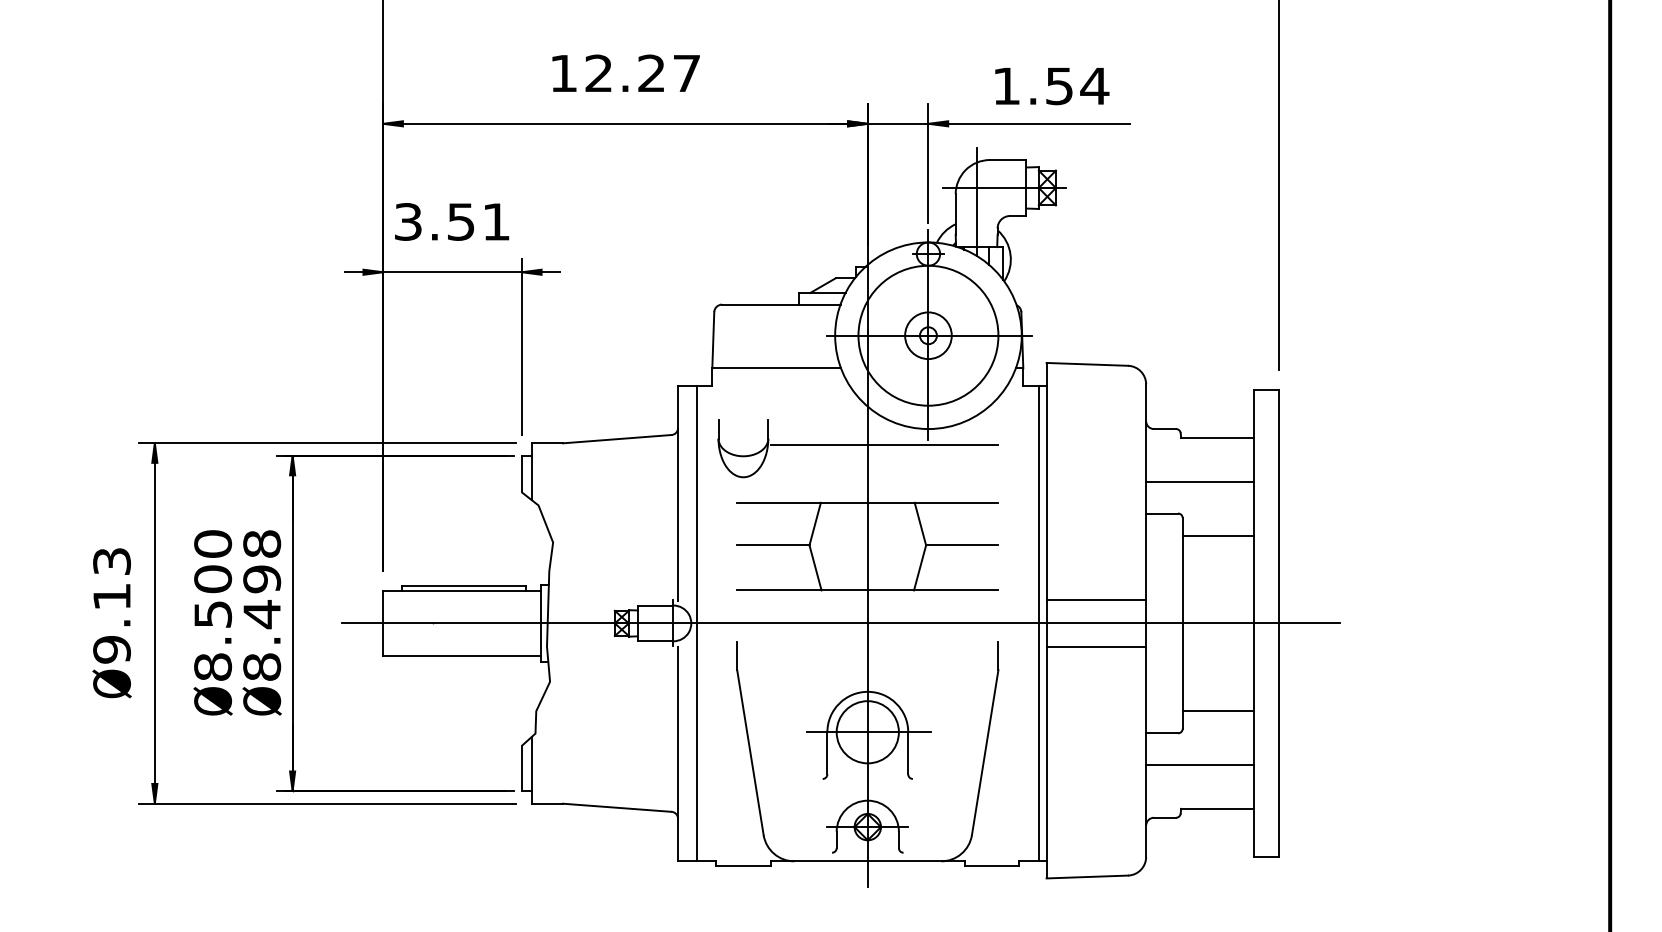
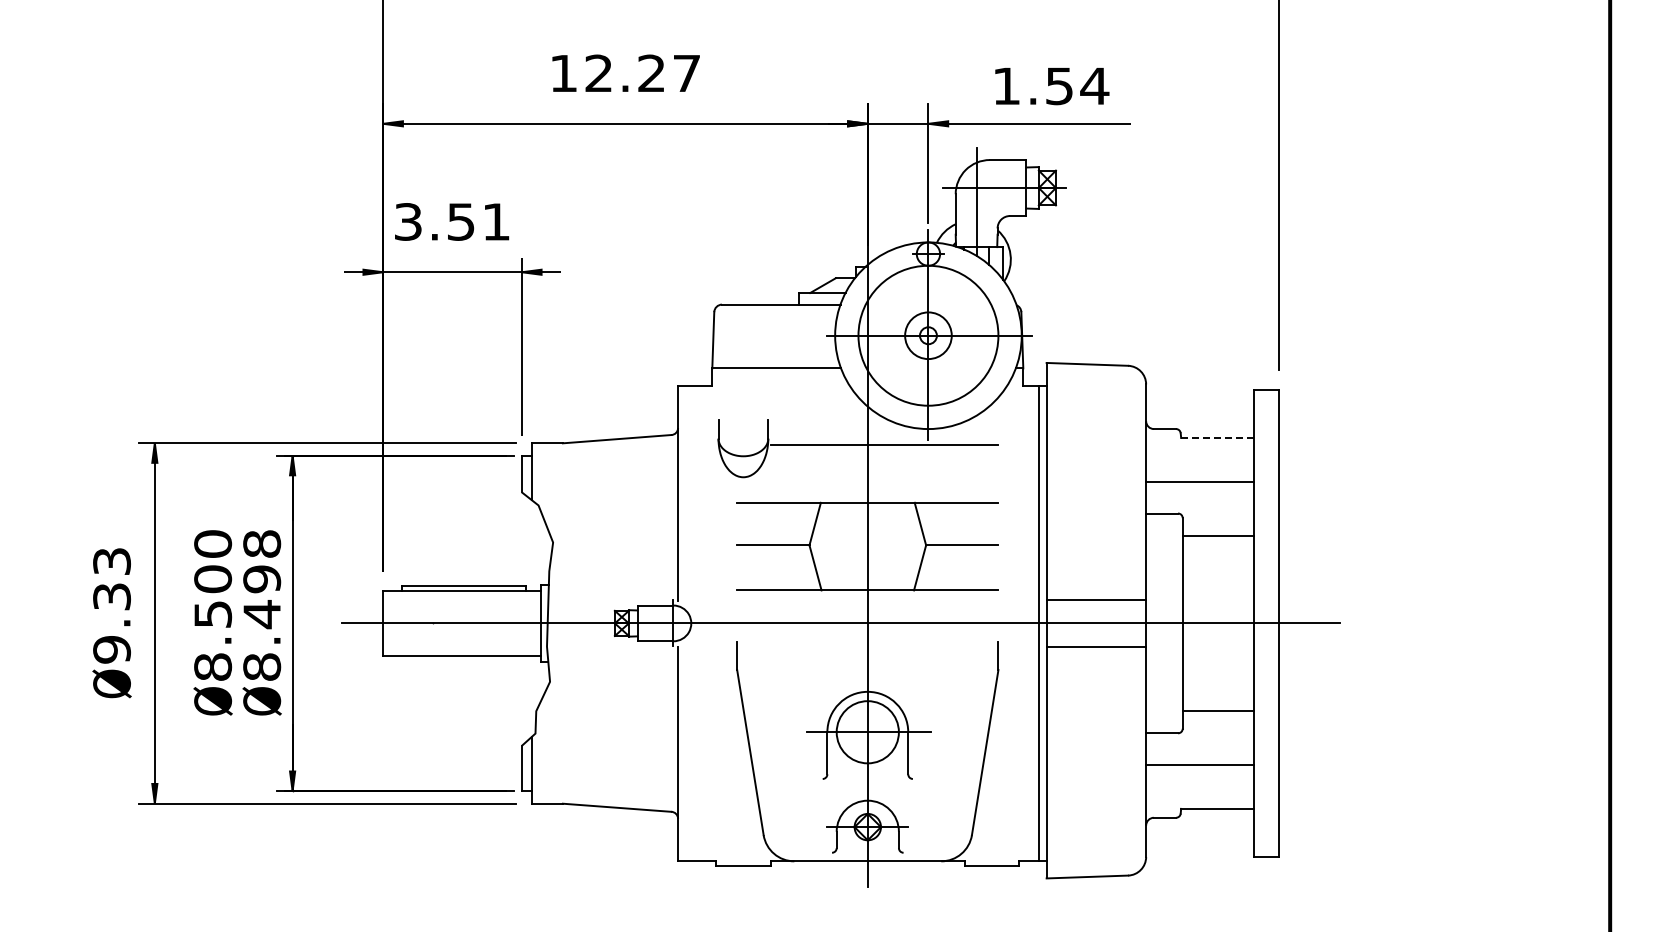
line: solid -> dashed (1216, 437)
text: 9.13 -> 9.33 (111, 596)
line: present -> none (696, 623)
